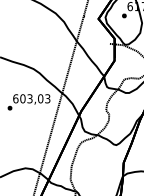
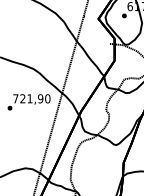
text: 603,03 -> 721,90 (31, 98)
